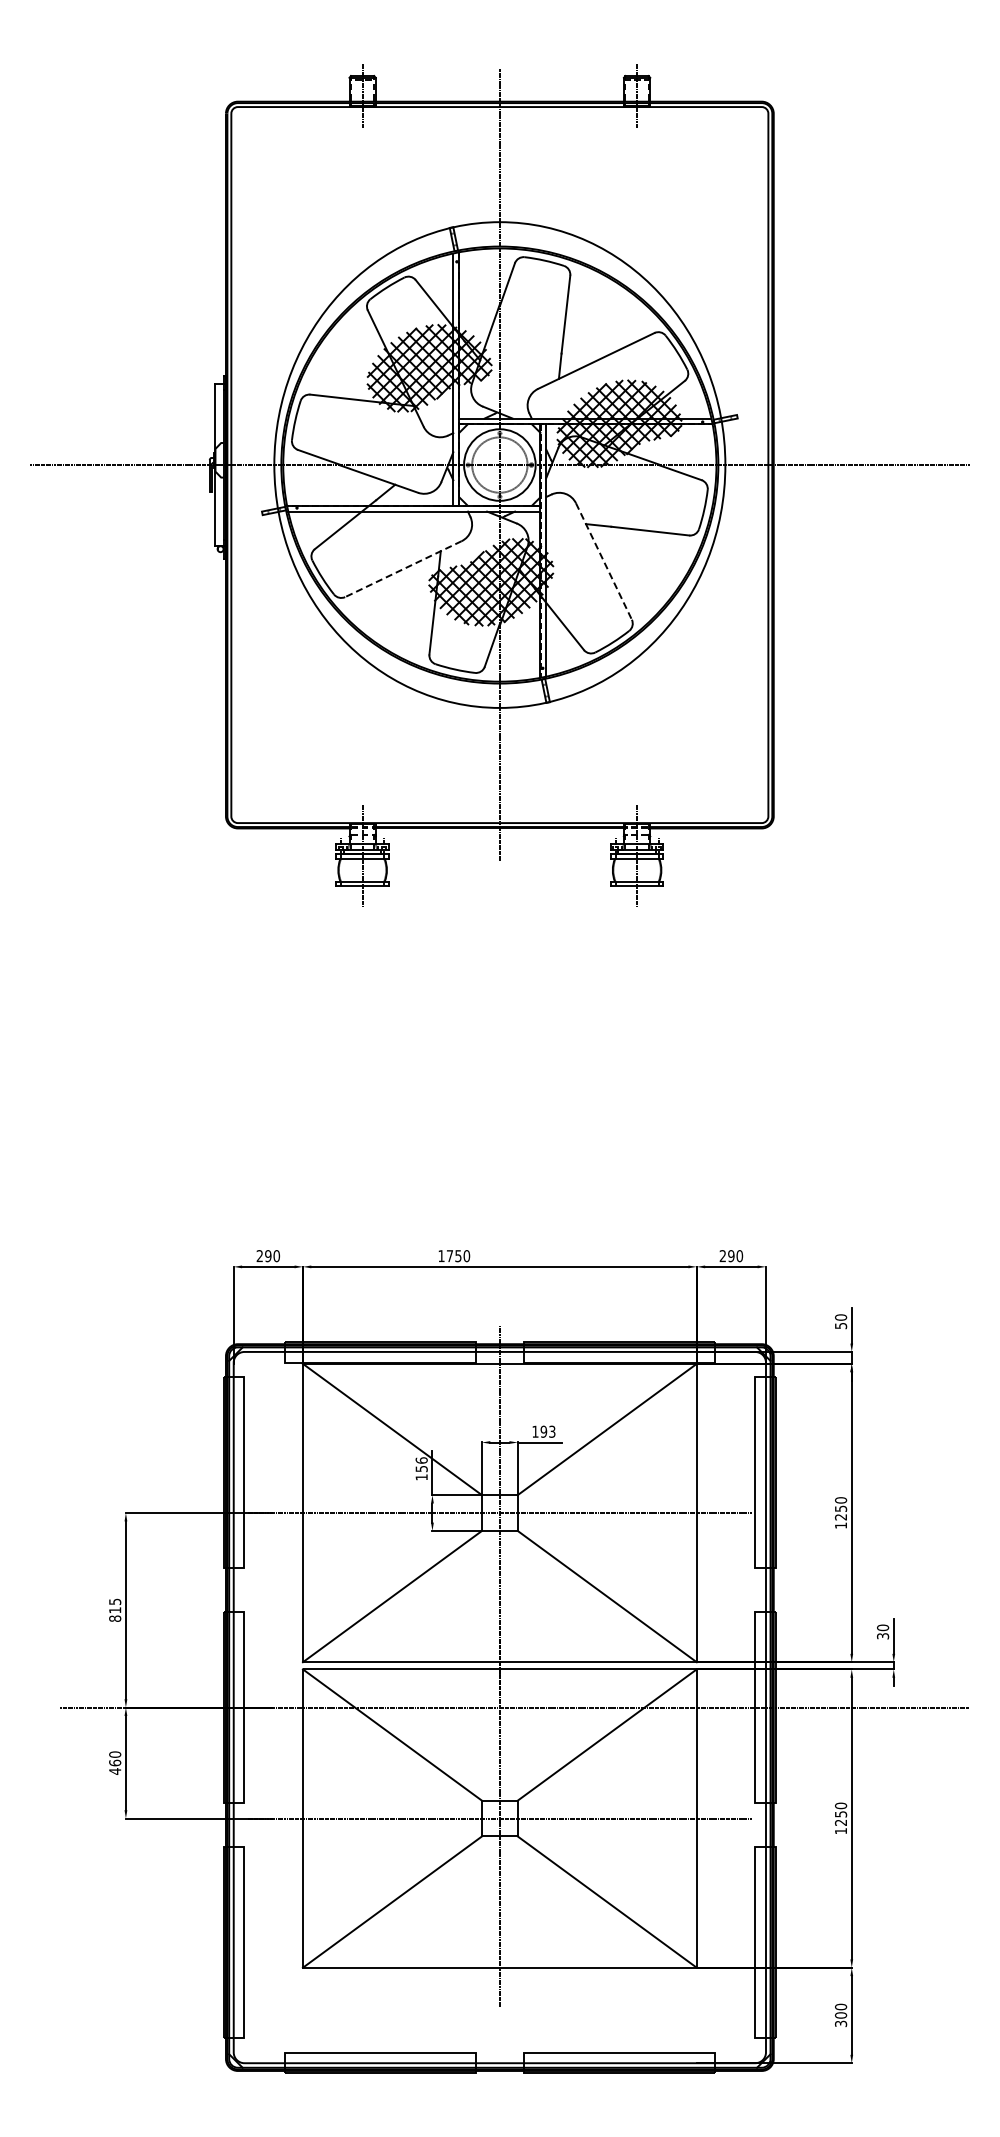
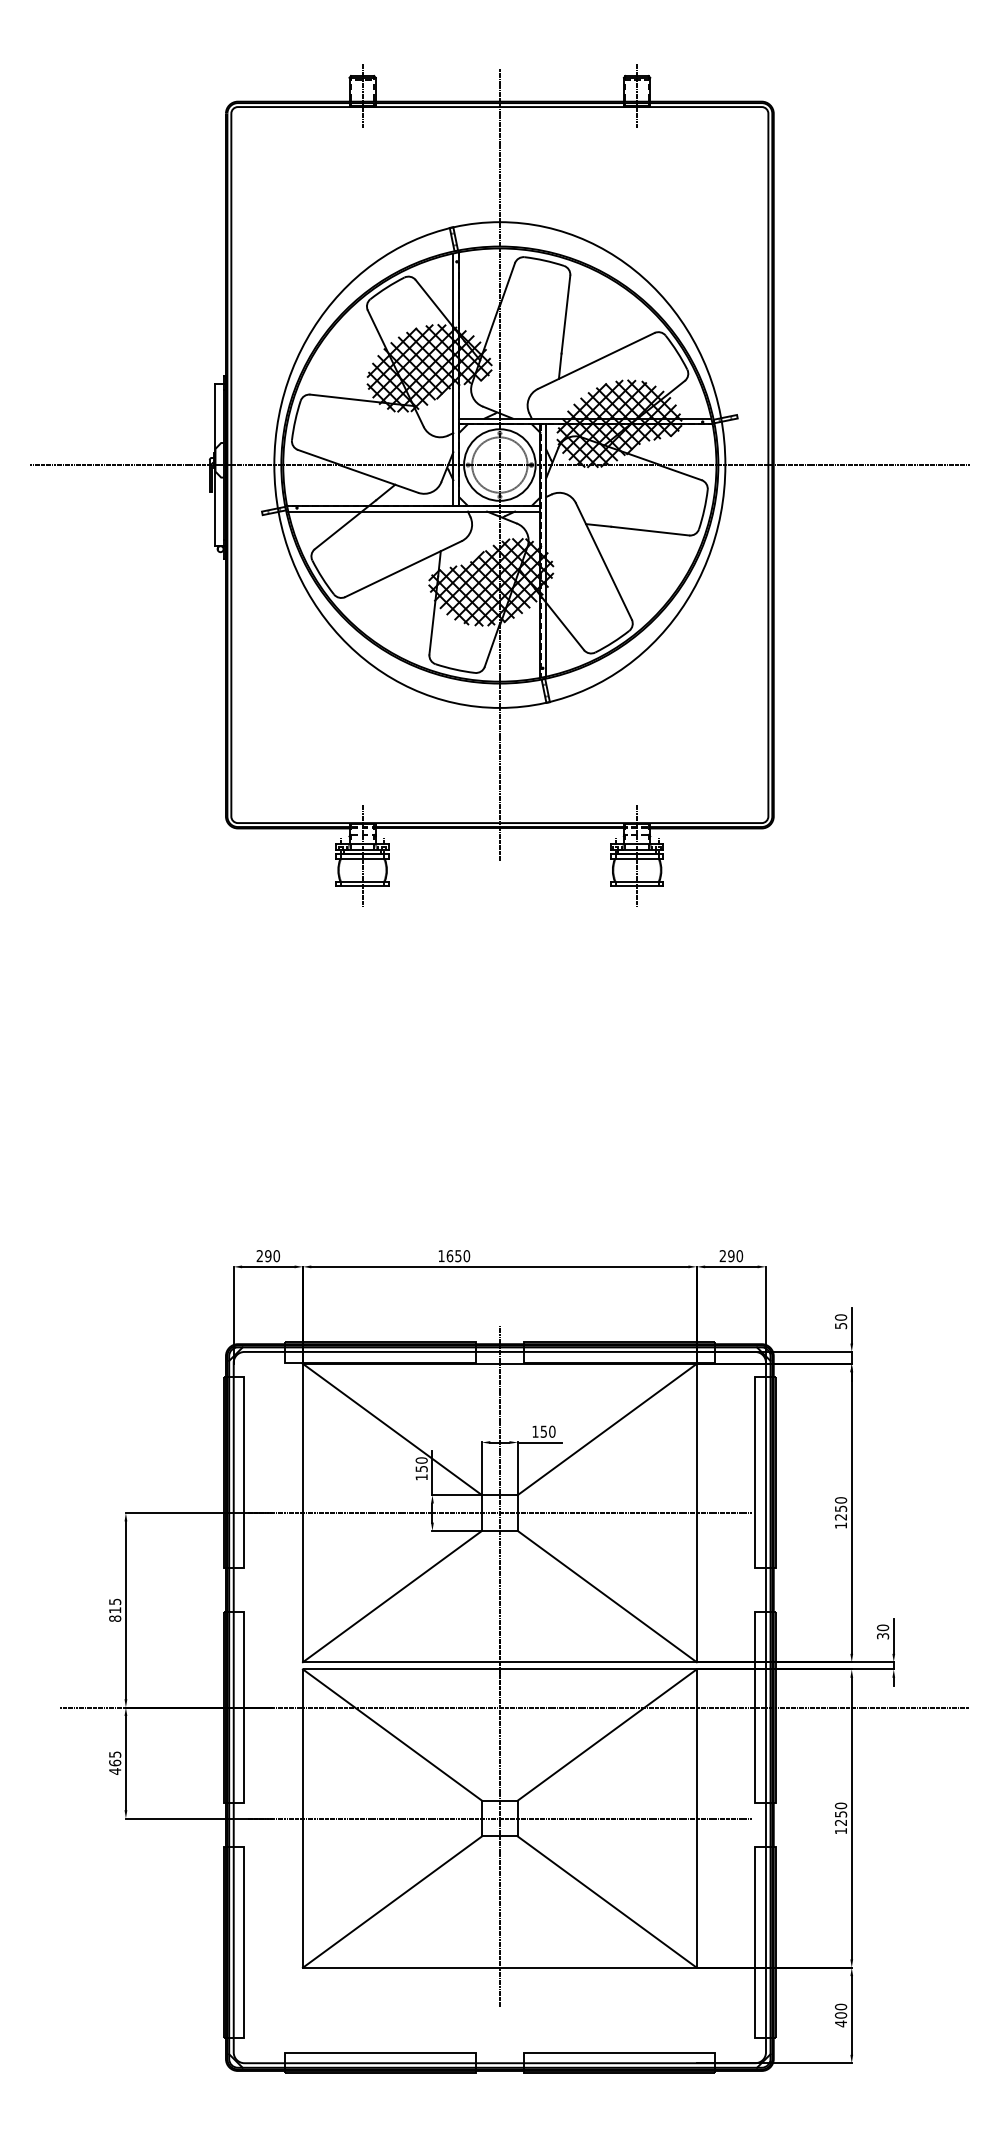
line: dashed -> solid (603, 561)
line: dashed -> solid (403, 569)
text: 1750 -> 1650 (449, 1256)
text: 193 -> 150 (547, 1431)
text: 156 -> 150 (421, 1460)
text: 460 -> 465 (115, 1754)
text: 300 -> 400 (840, 2023)
